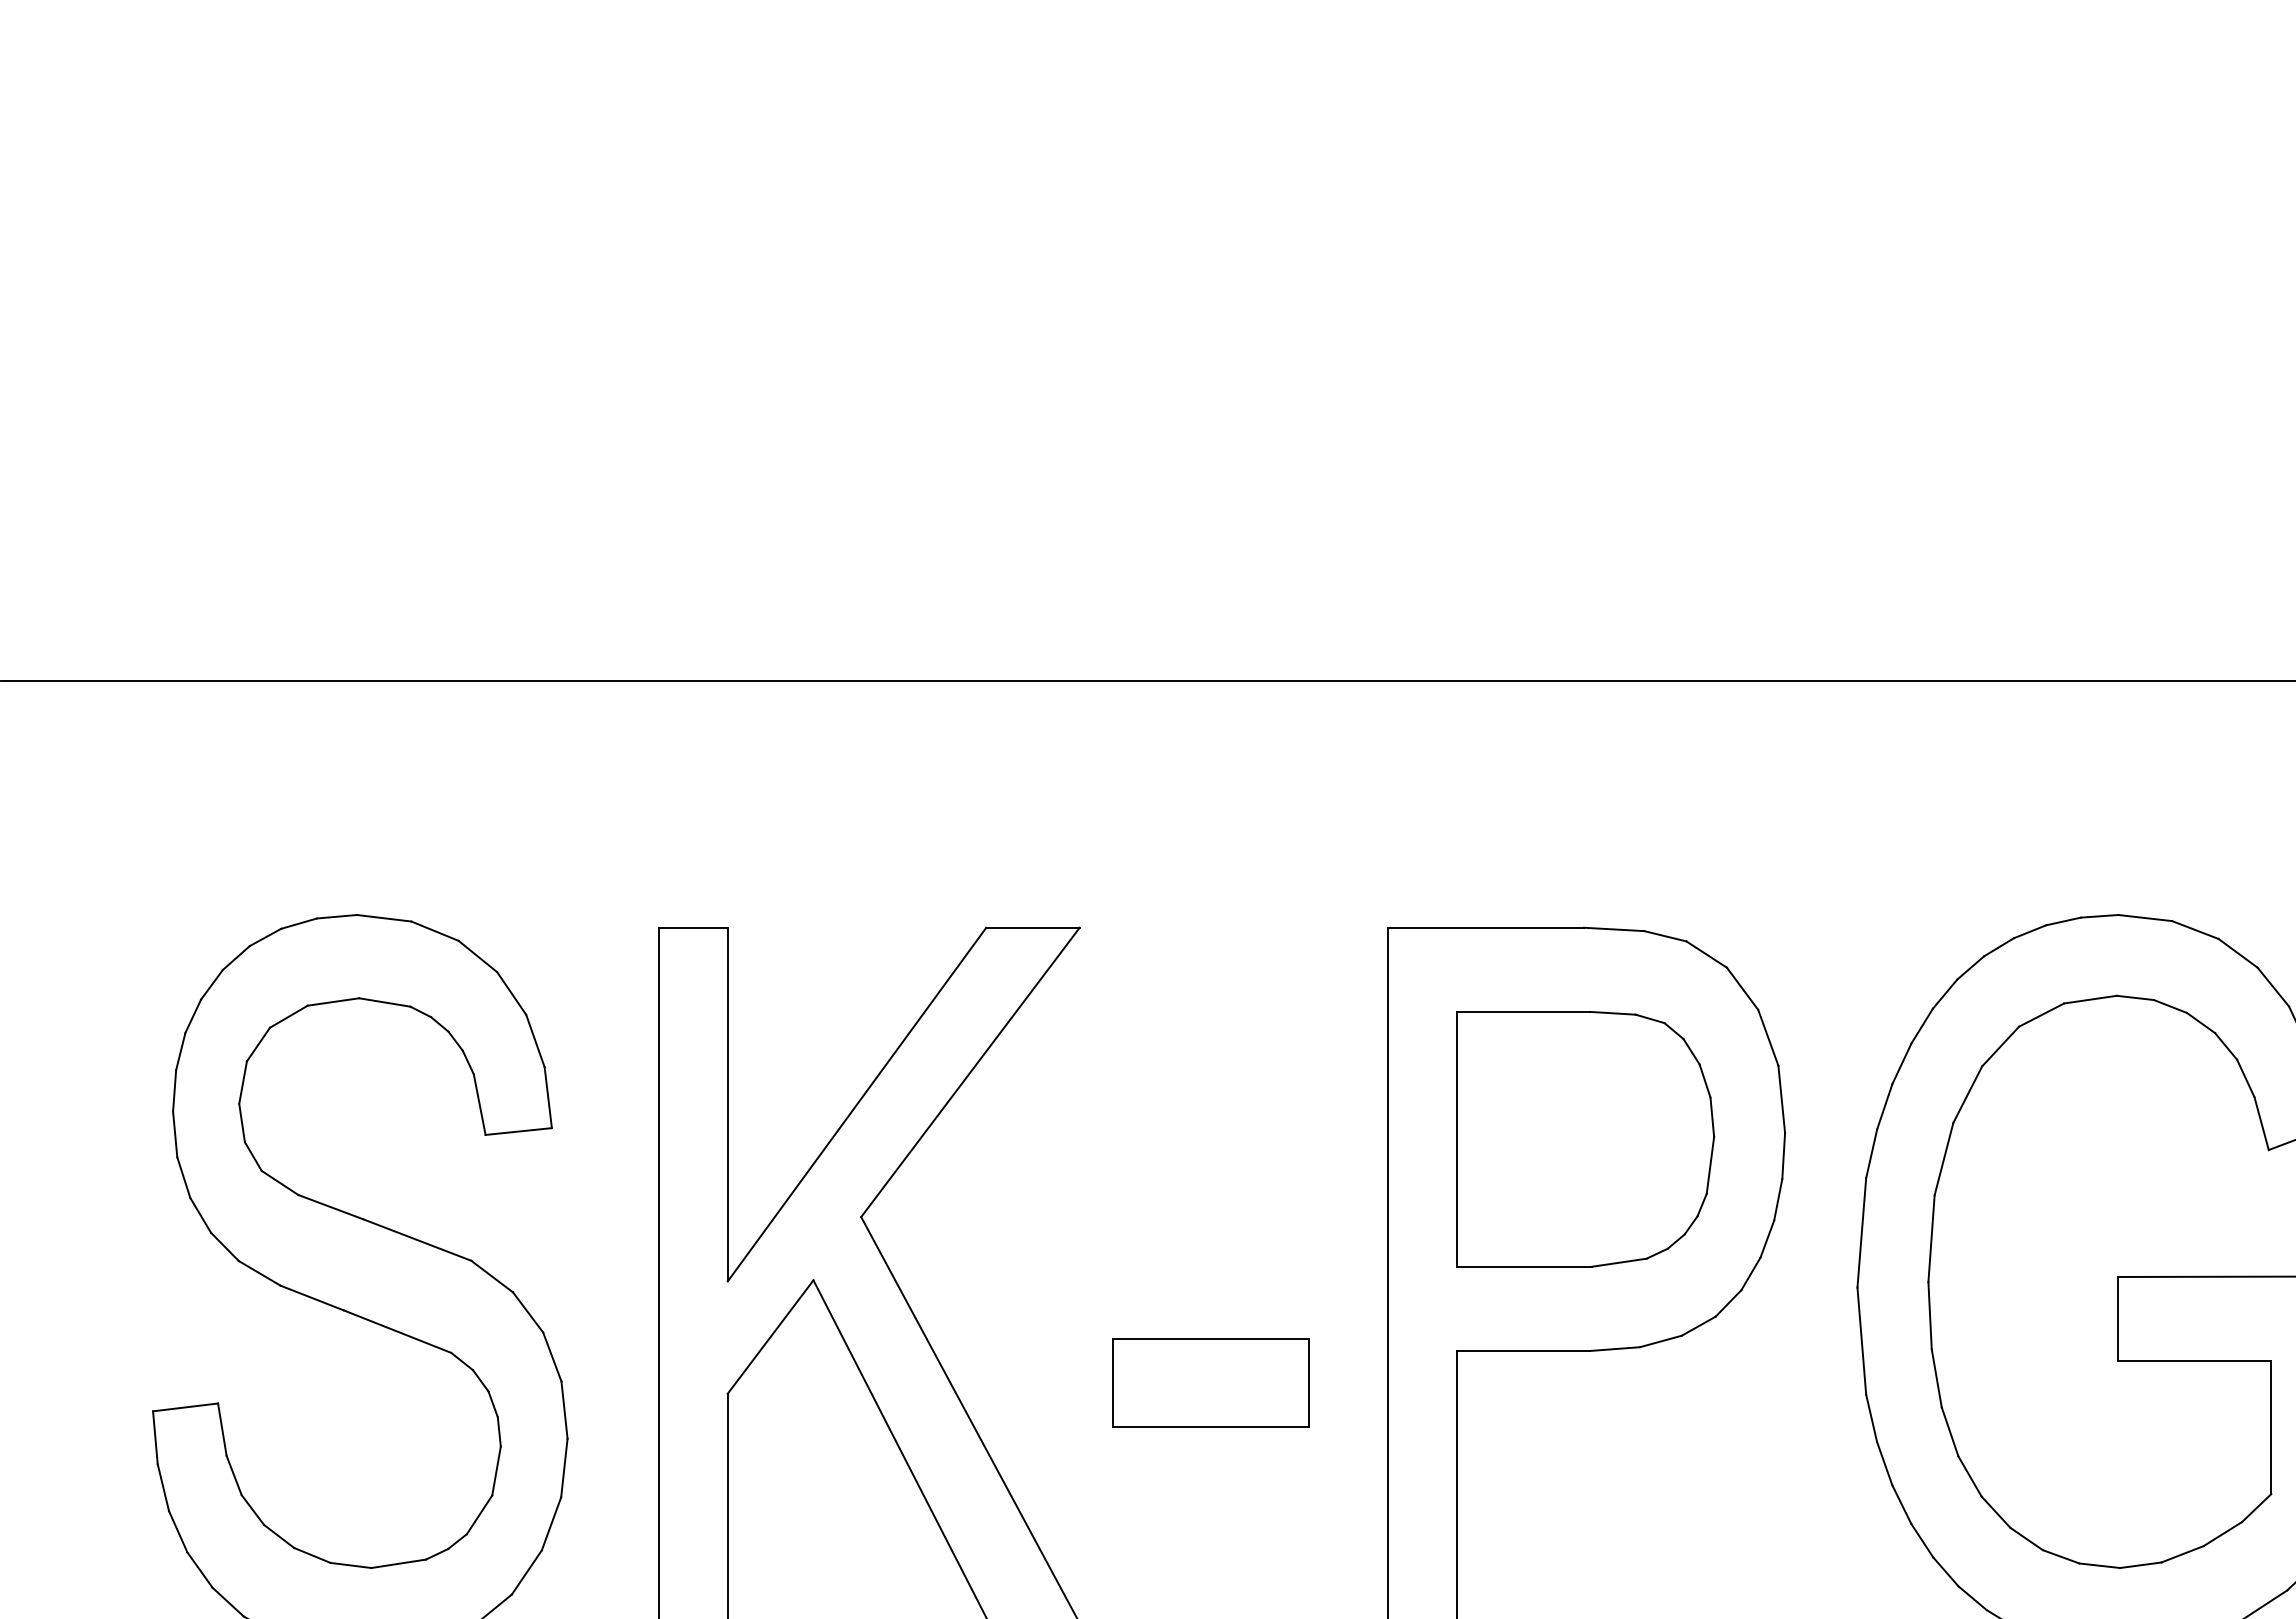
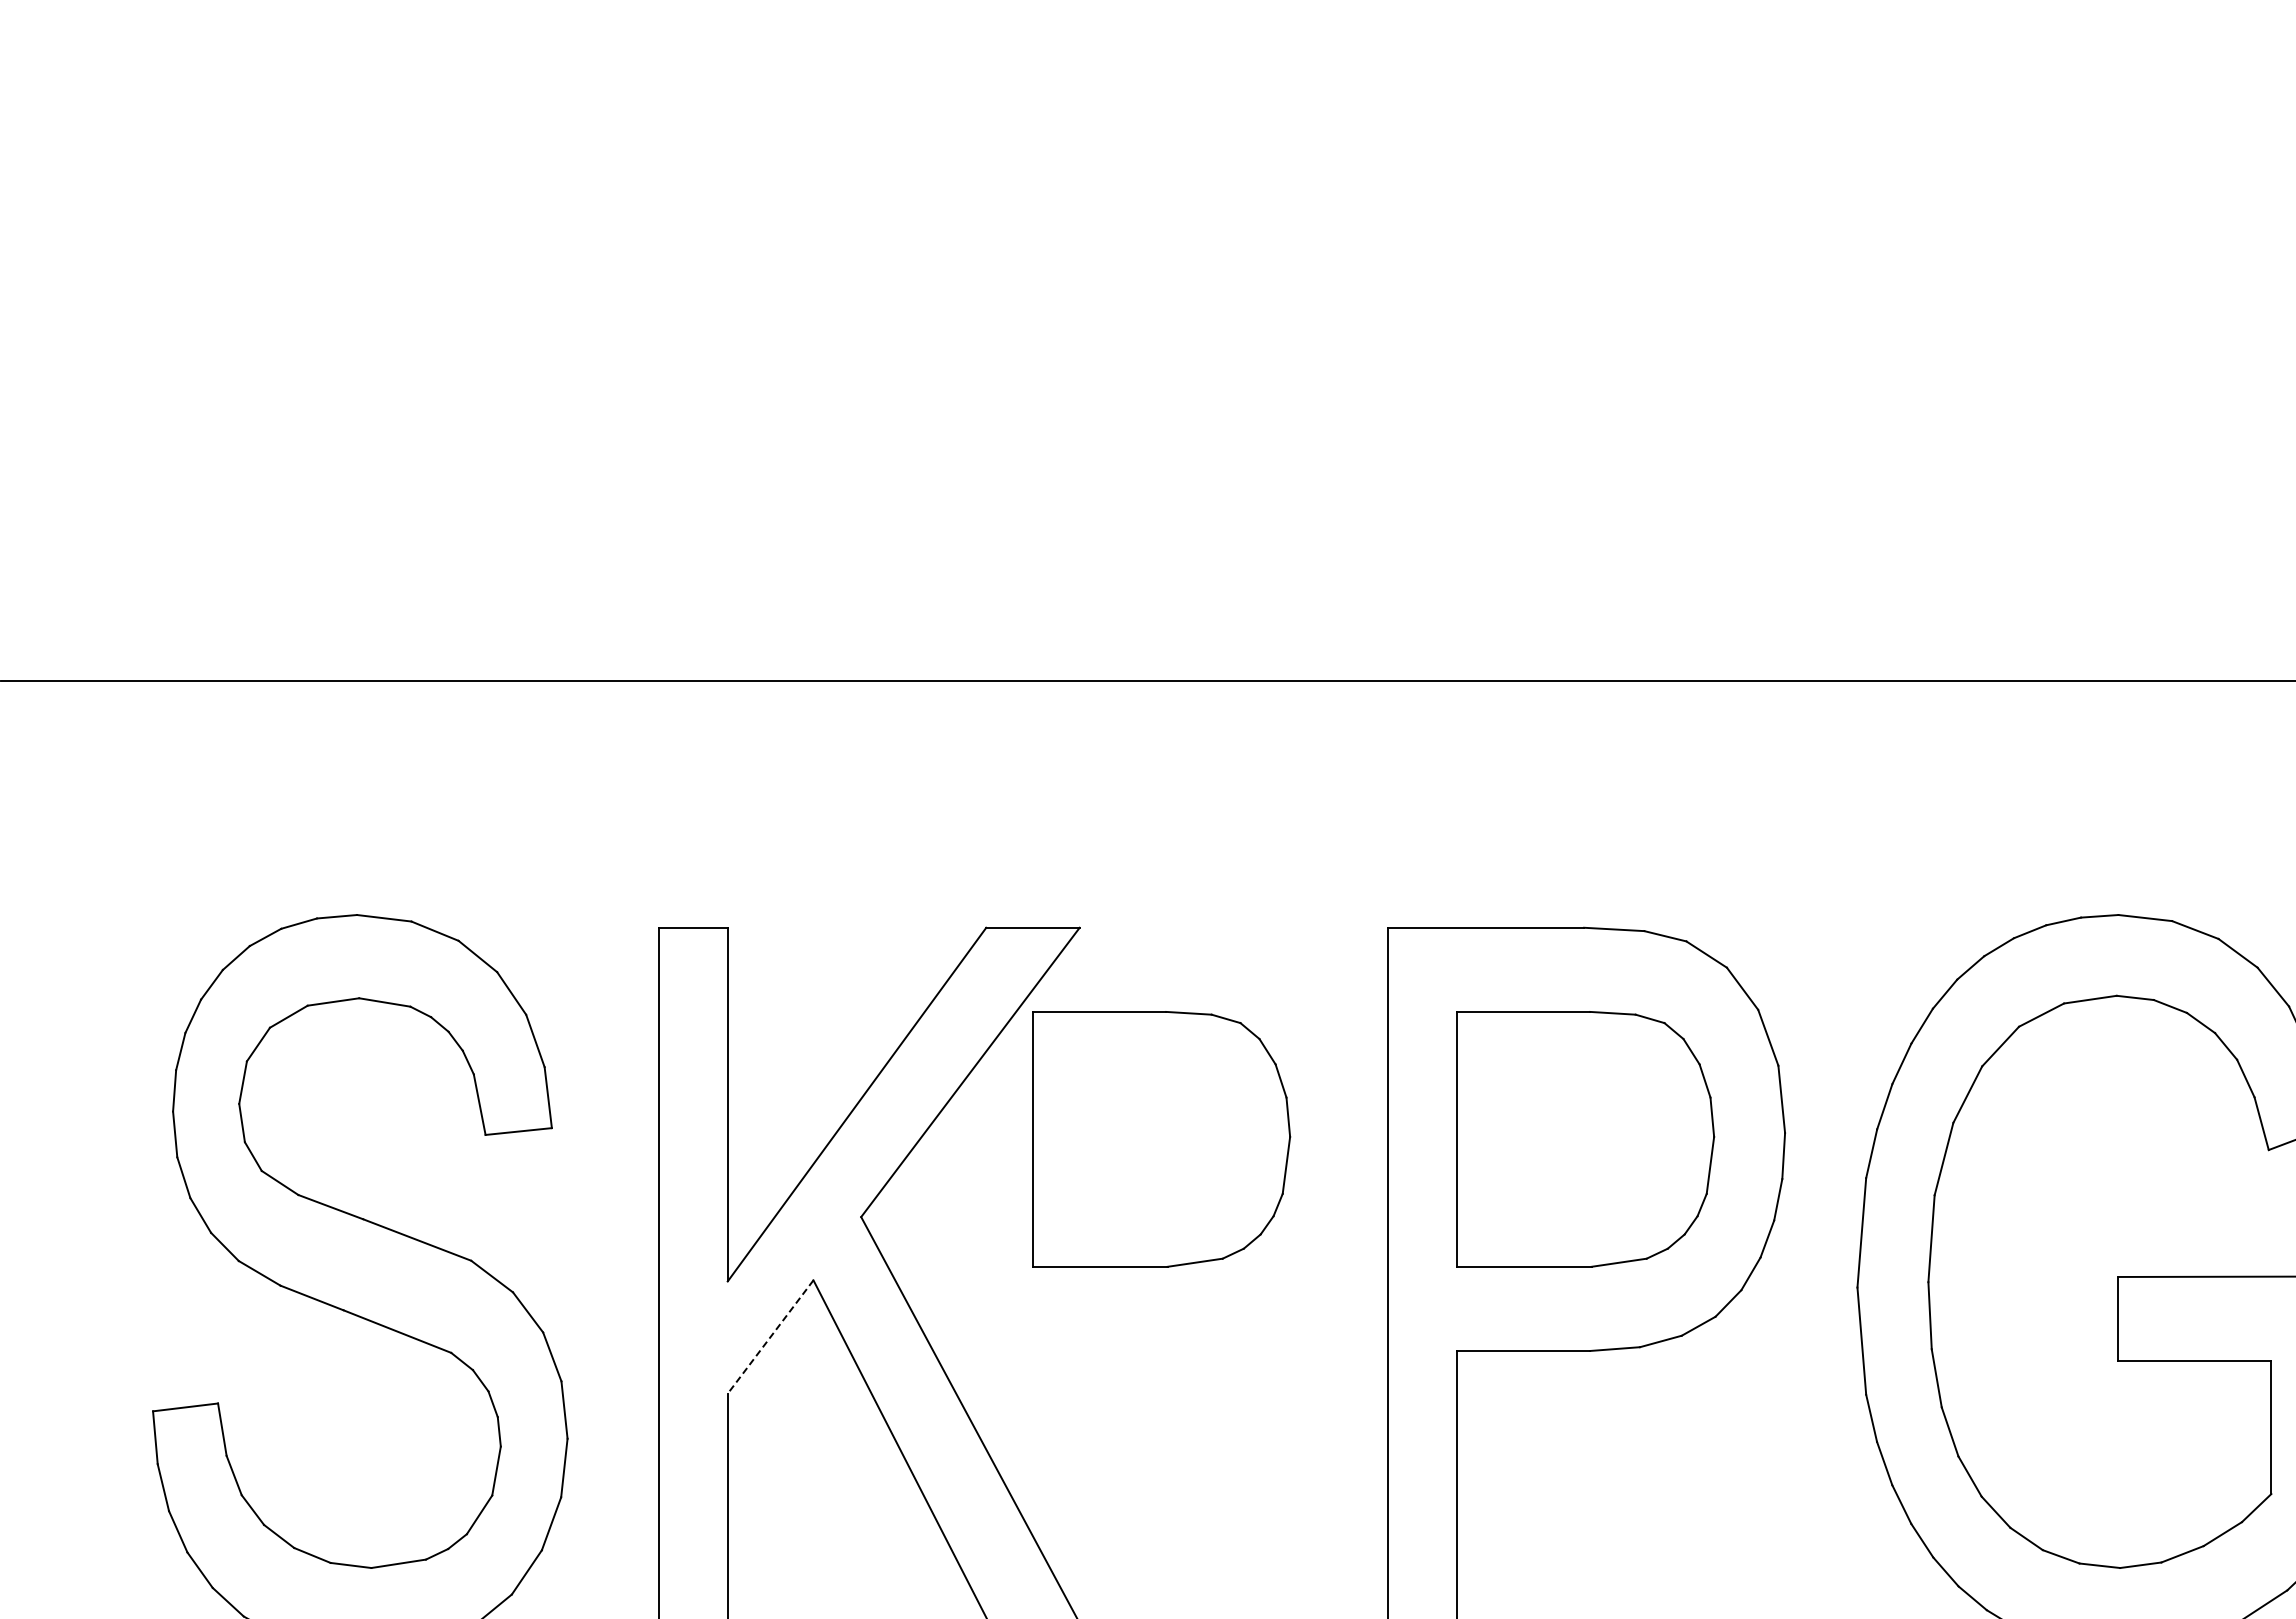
part: none -> present (1161, 1139)
line: solid -> dashed (770, 1337)
part: present -> none (1210, 1382)
